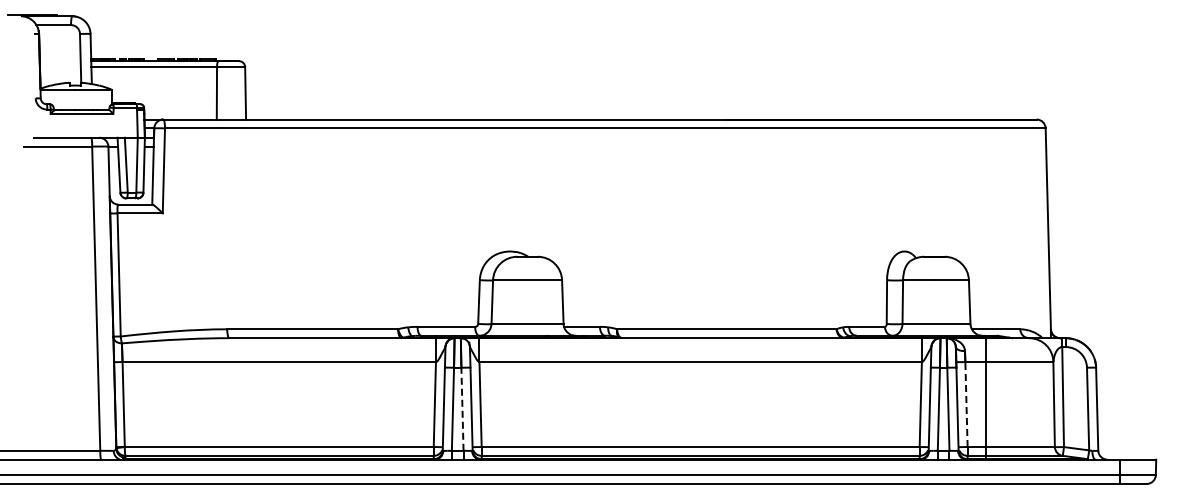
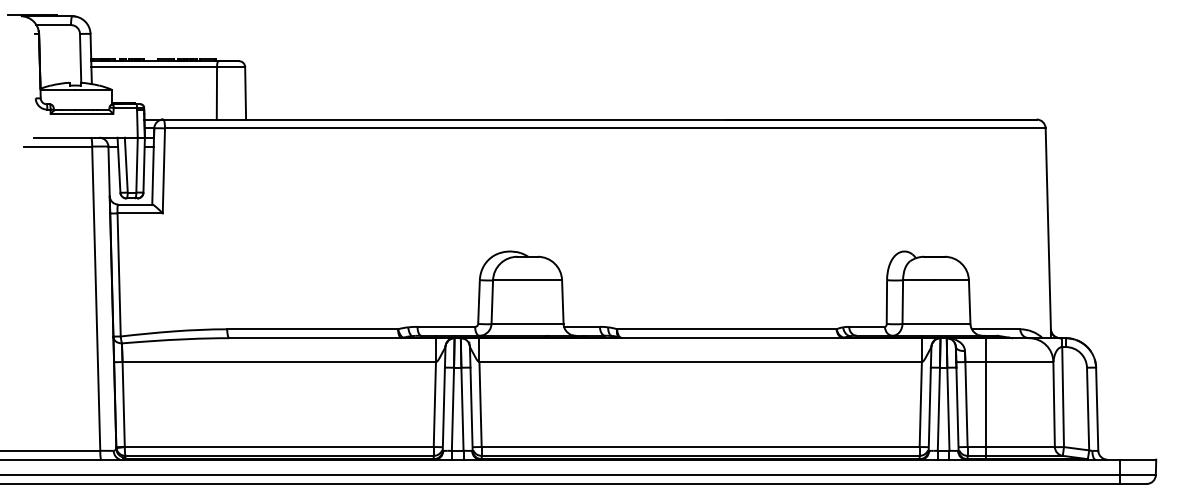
line: dashed -> solid (966, 404)
line: dashed -> solid (462, 409)
